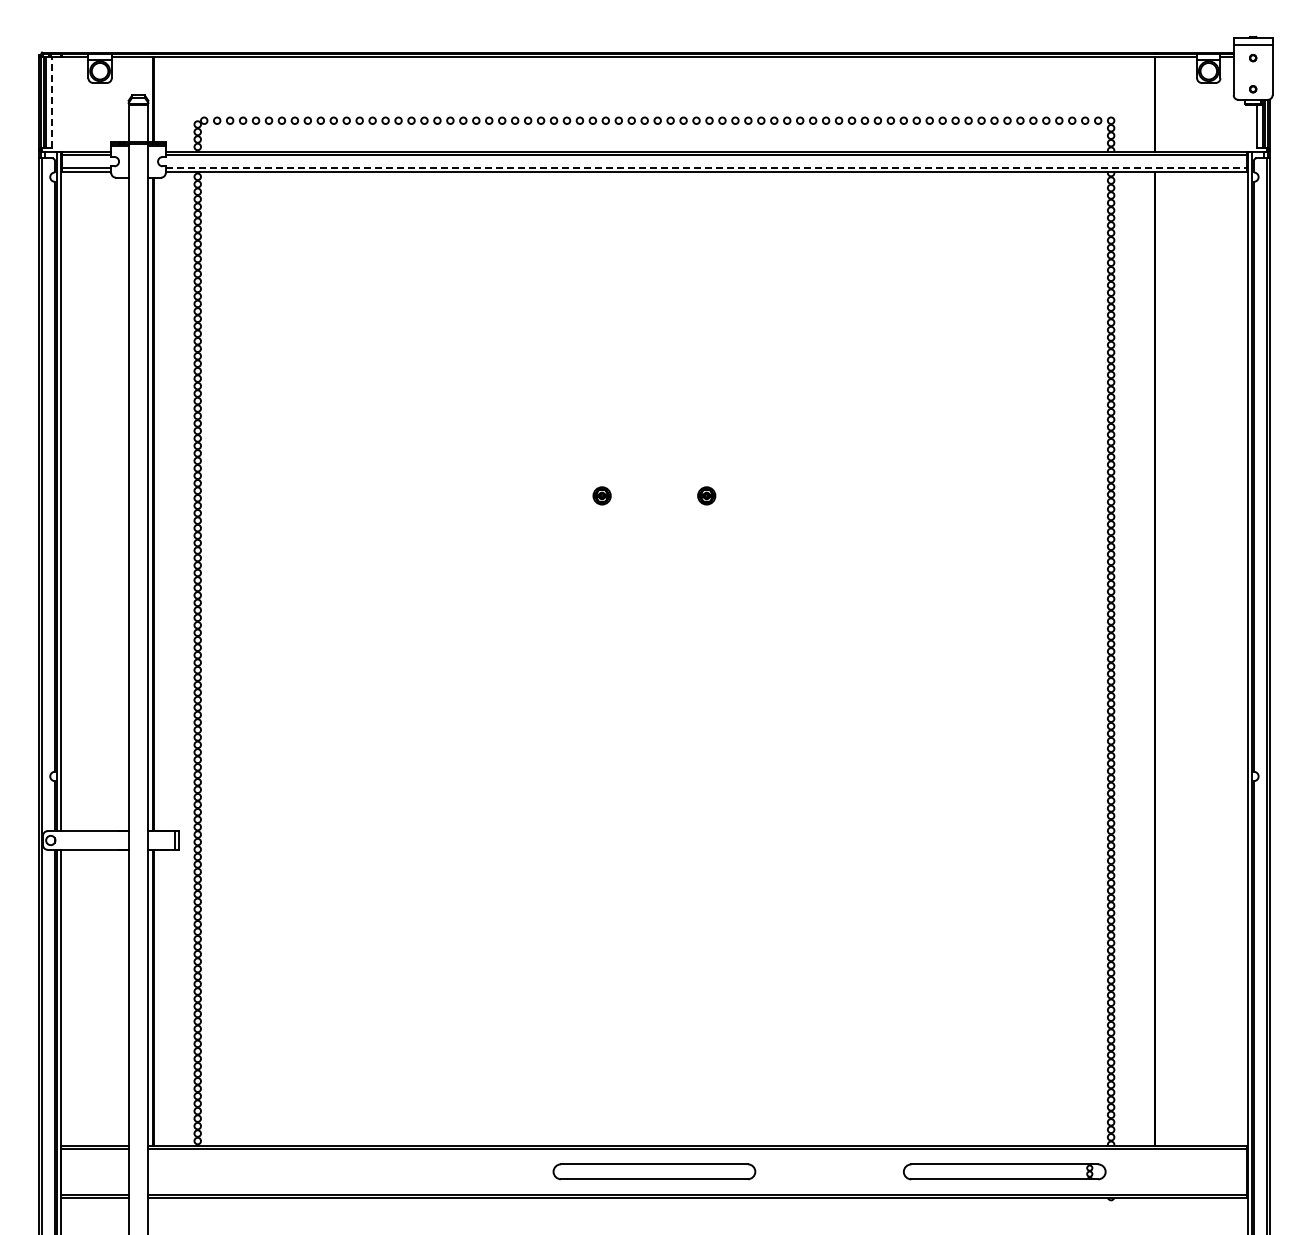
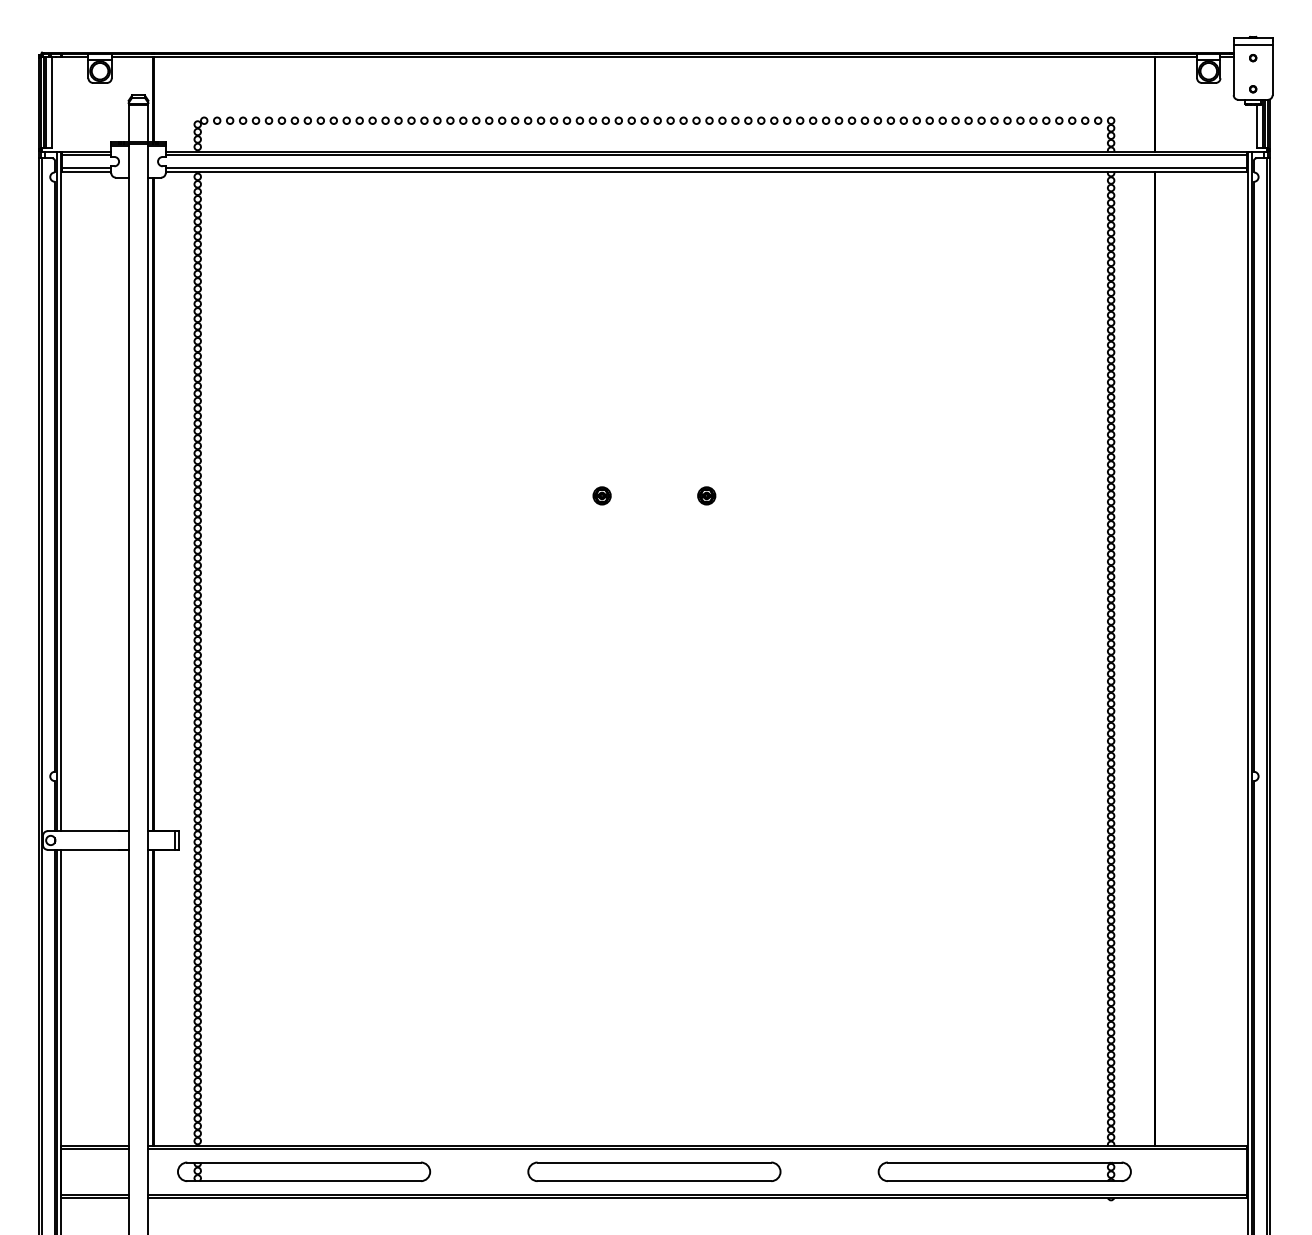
line: dashed -> solid (51, 101)
line: dashed -> solid (706, 167)
part: none -> present (304, 1171)
part size: 205x18 px -> 255x21 px (654, 1171)
part size: 204x18 px -> 255x22 px (1004, 1171)
